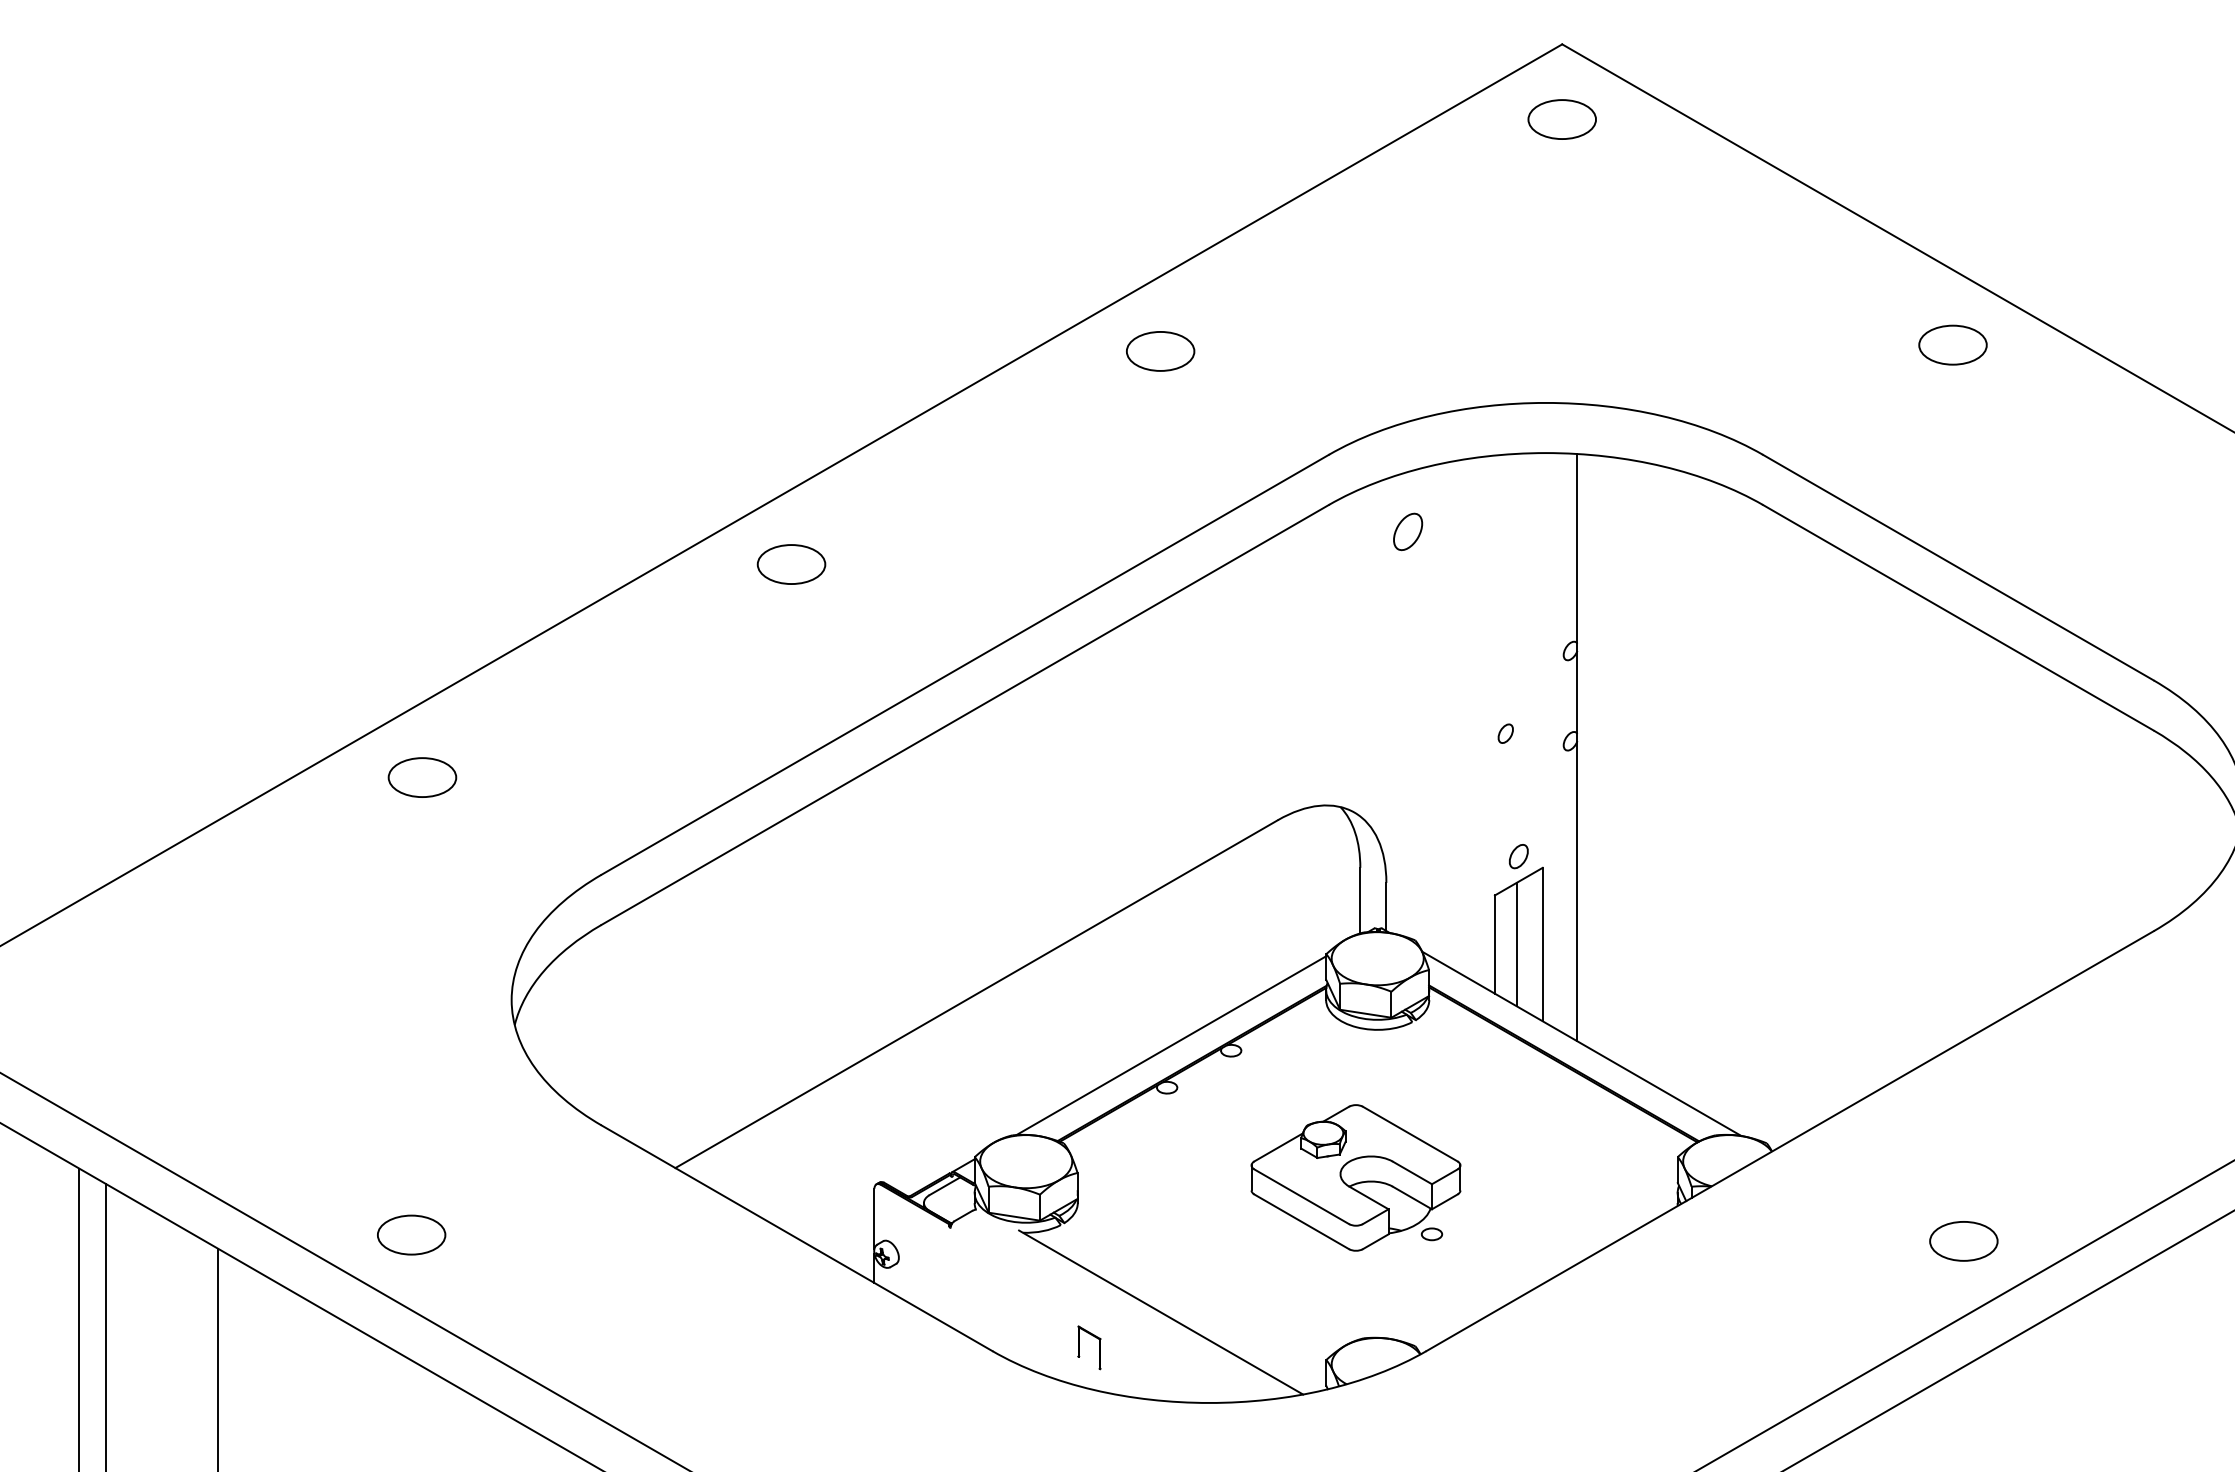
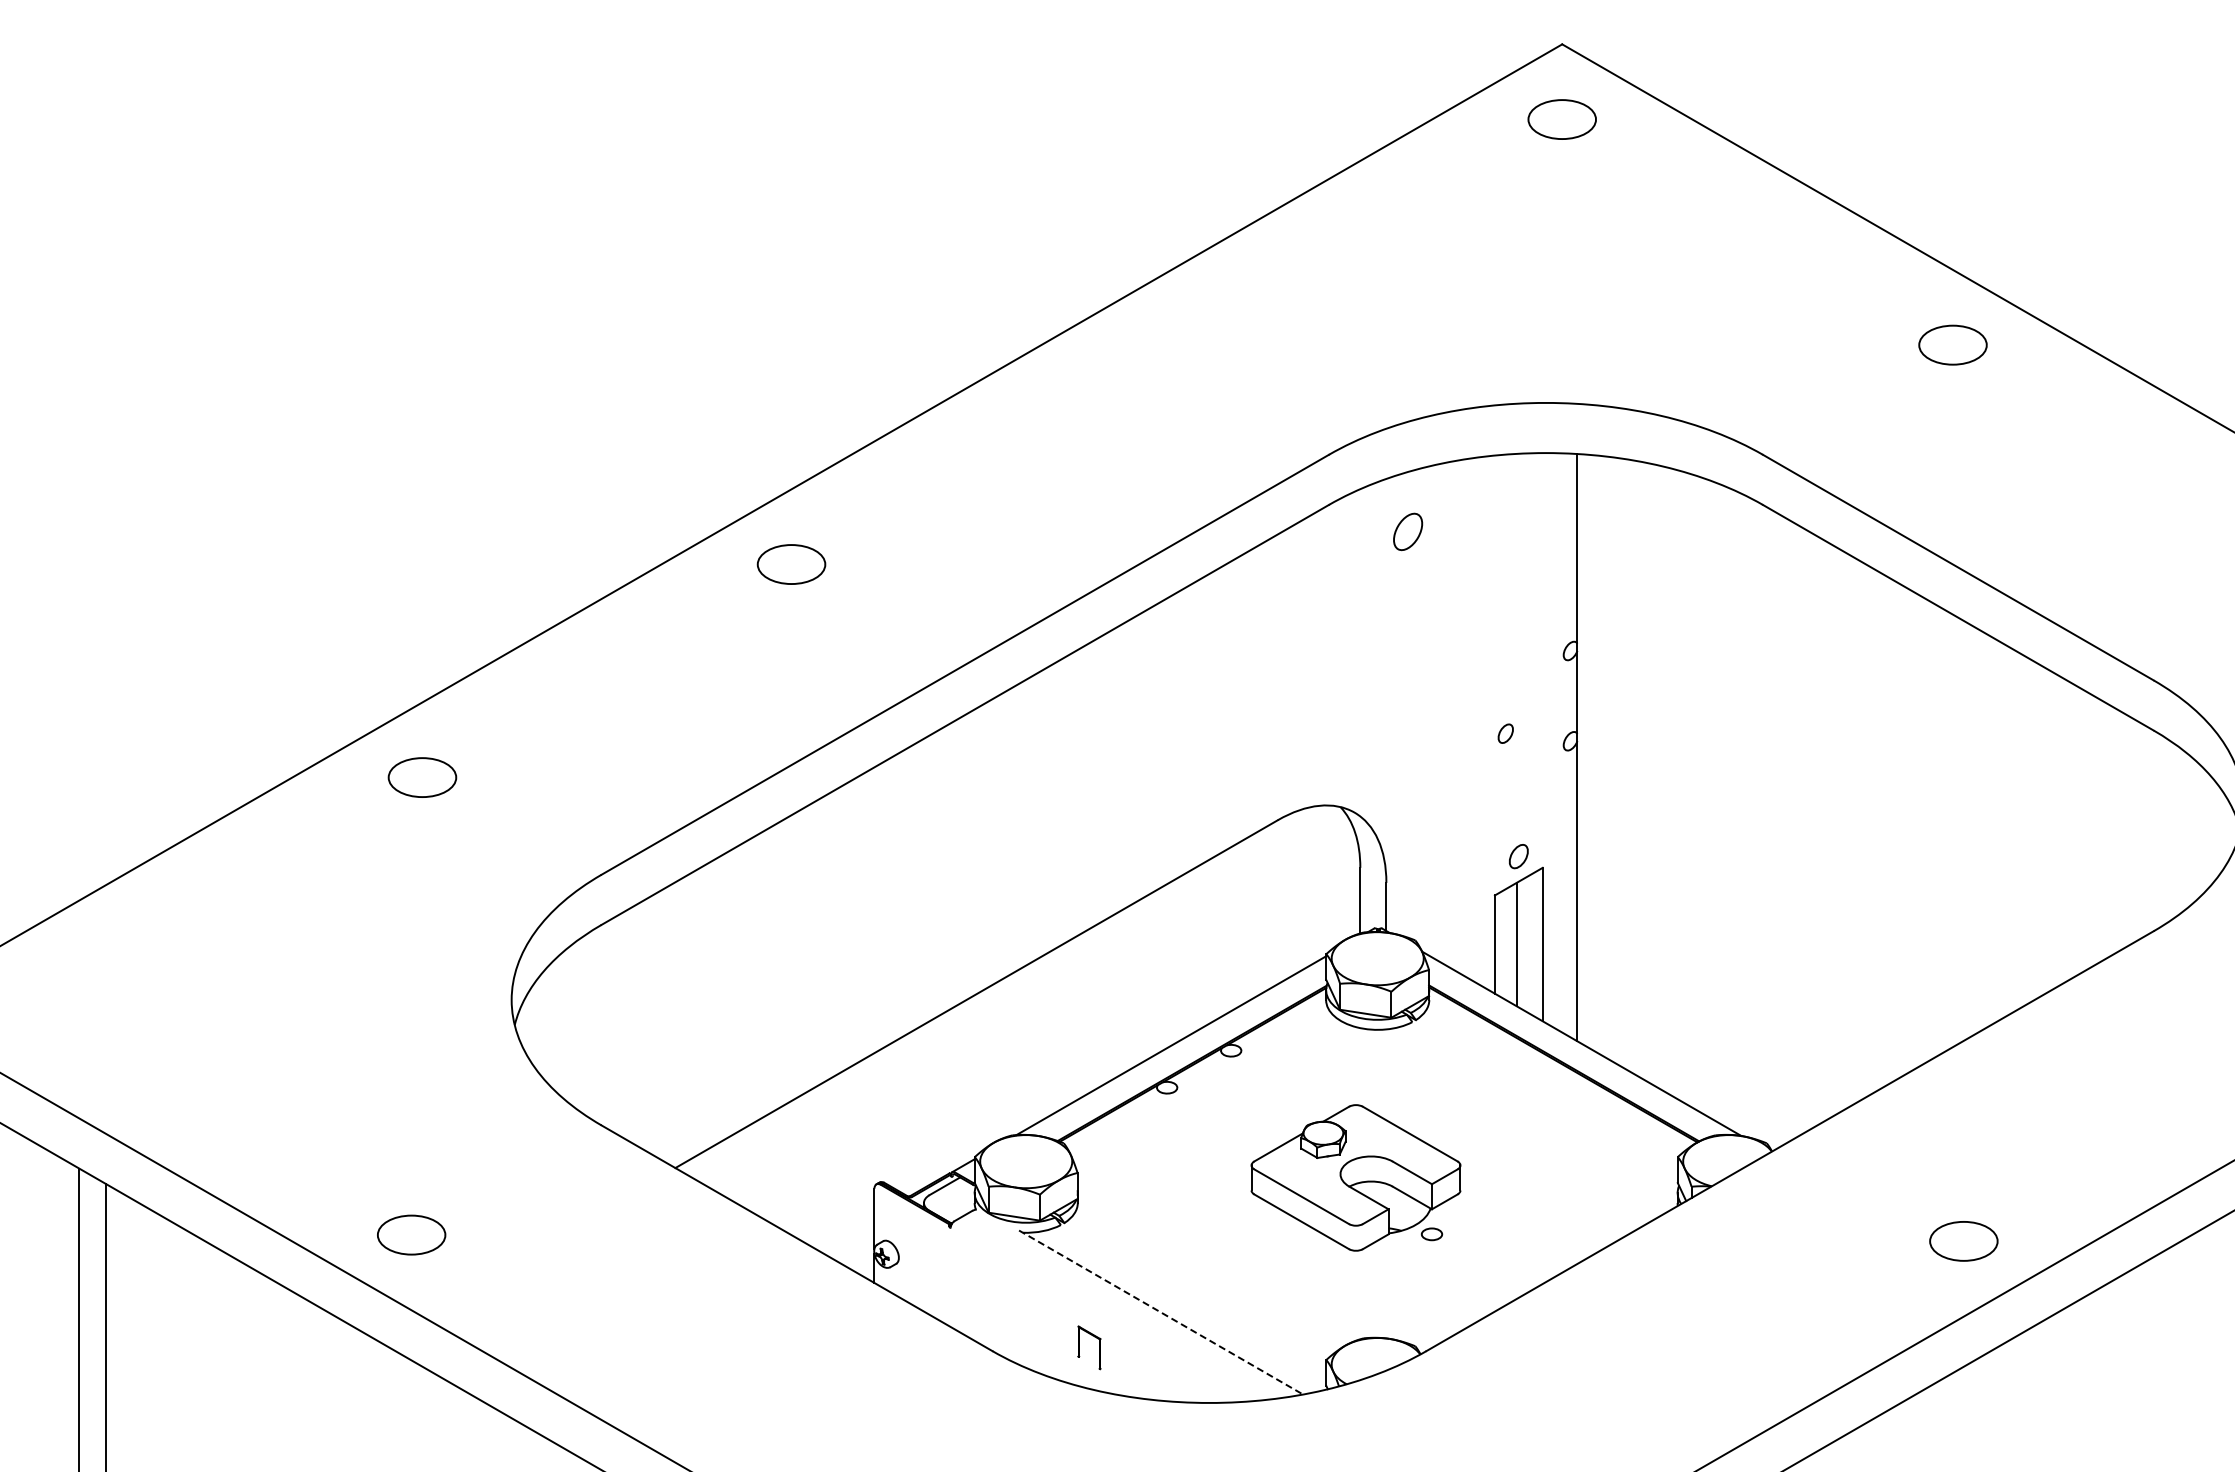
part: present -> none (1160, 351)
line: solid -> dashed (1161, 1312)
line: present -> none (218, 1358)
